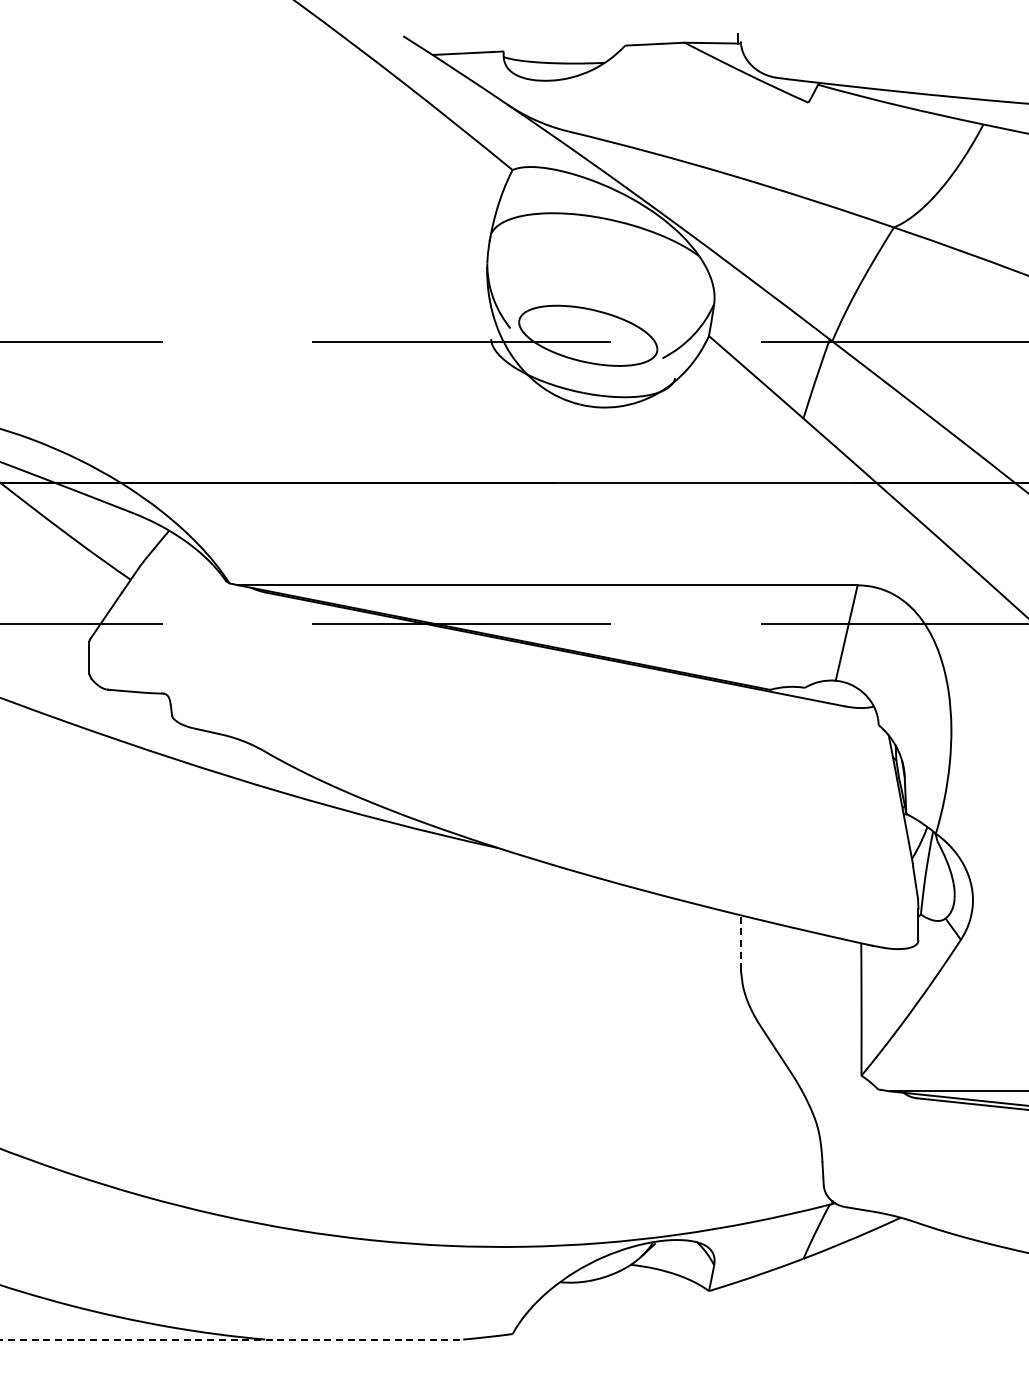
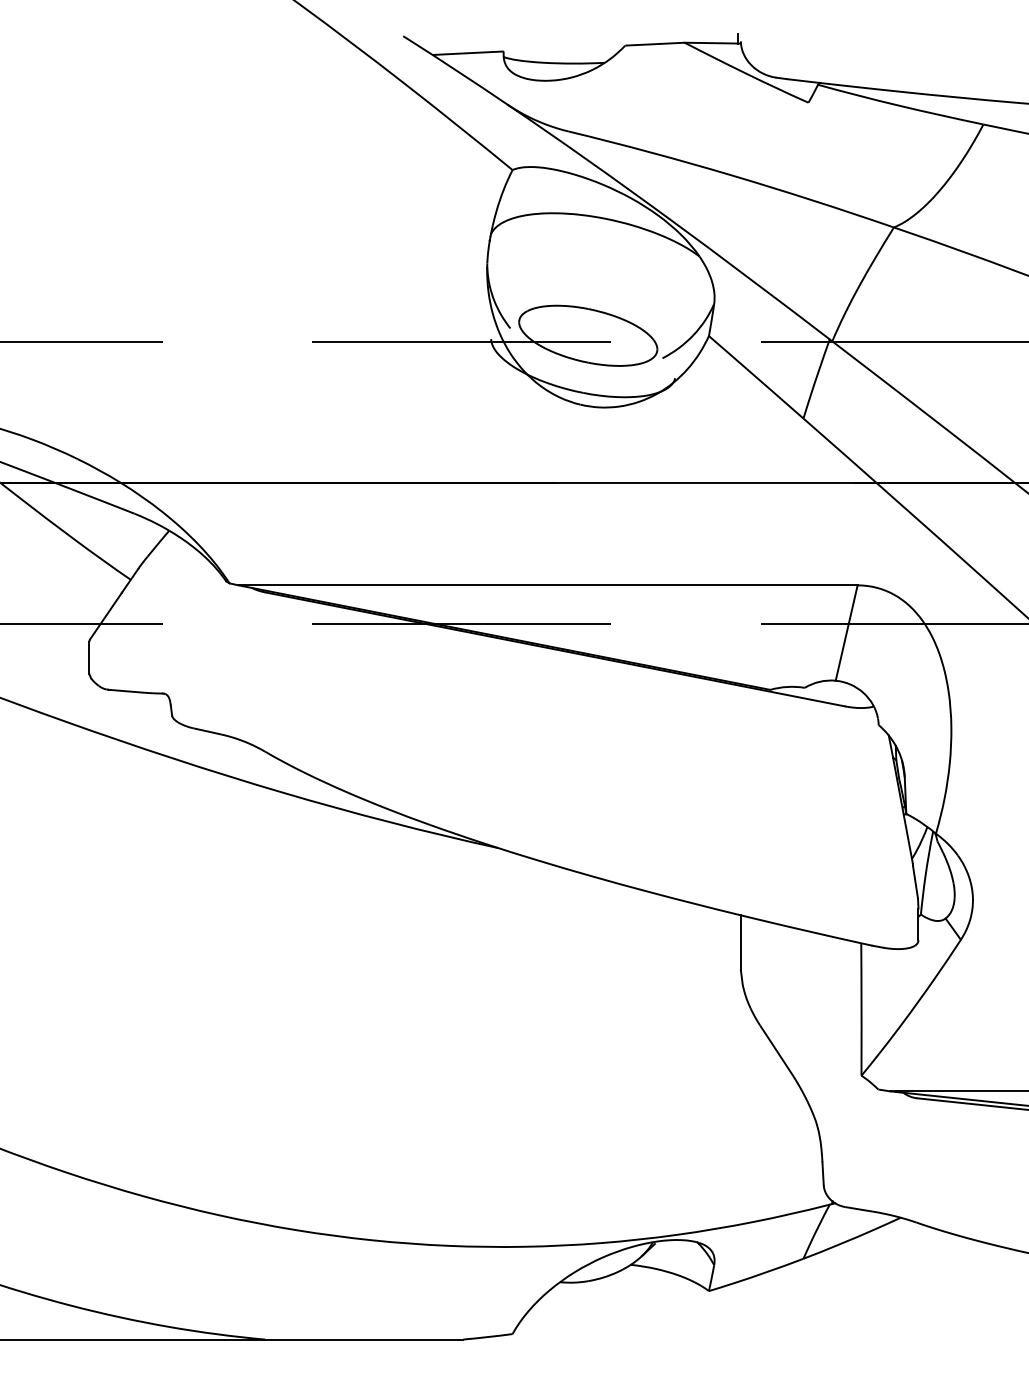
line: dashed -> solid (740, 942)
line: dashed -> solid (232, 1339)
